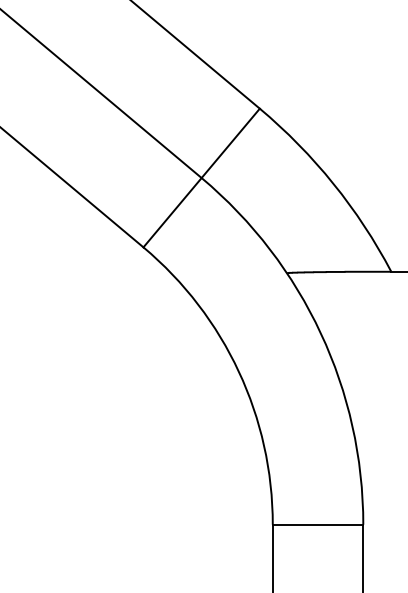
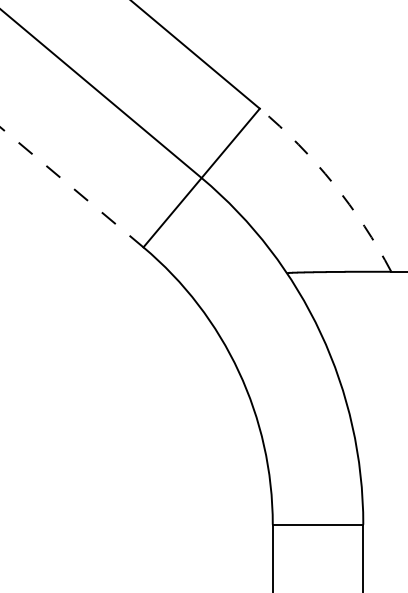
arc: solid -> dashed (333, 183)
line: solid -> dashed (71, 186)
